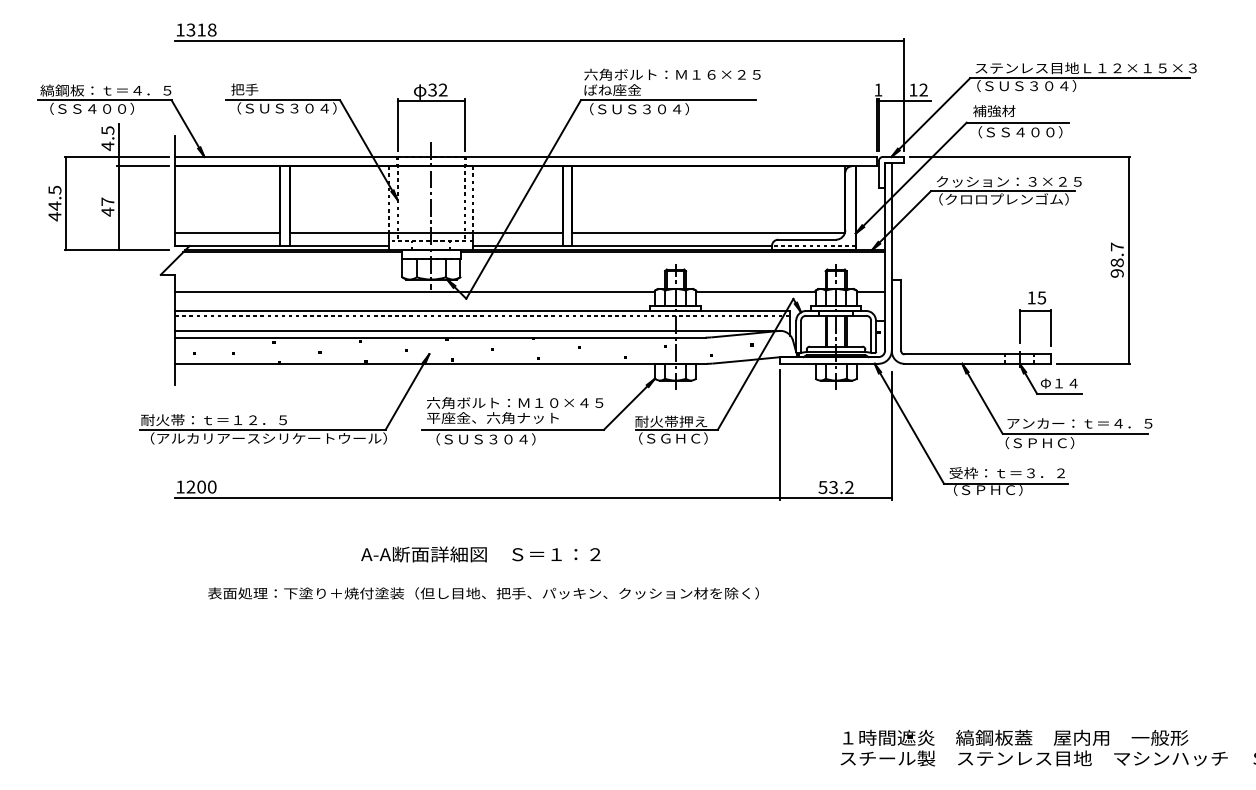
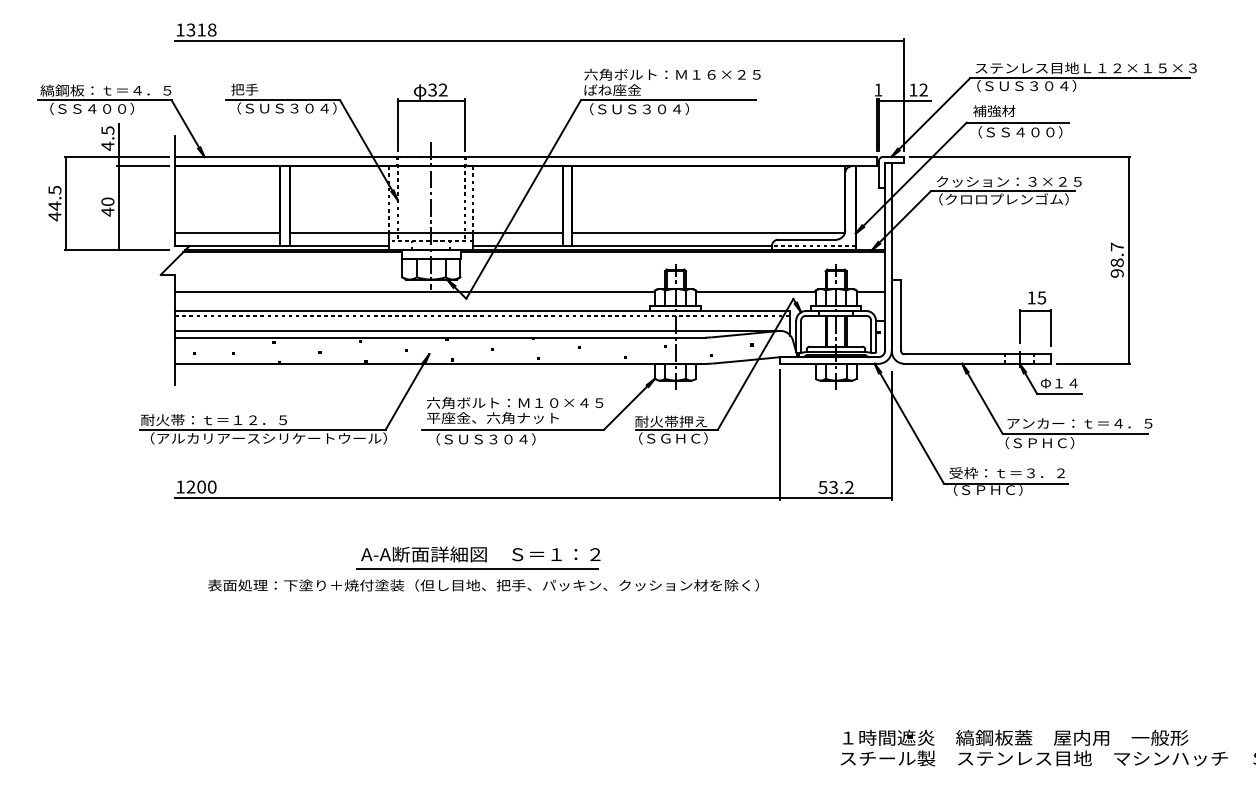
text: 47 -> 40 (107, 201)
line: none -> present (477, 568)
text position: (483, 593) -> (483, 585) (483, 585)
